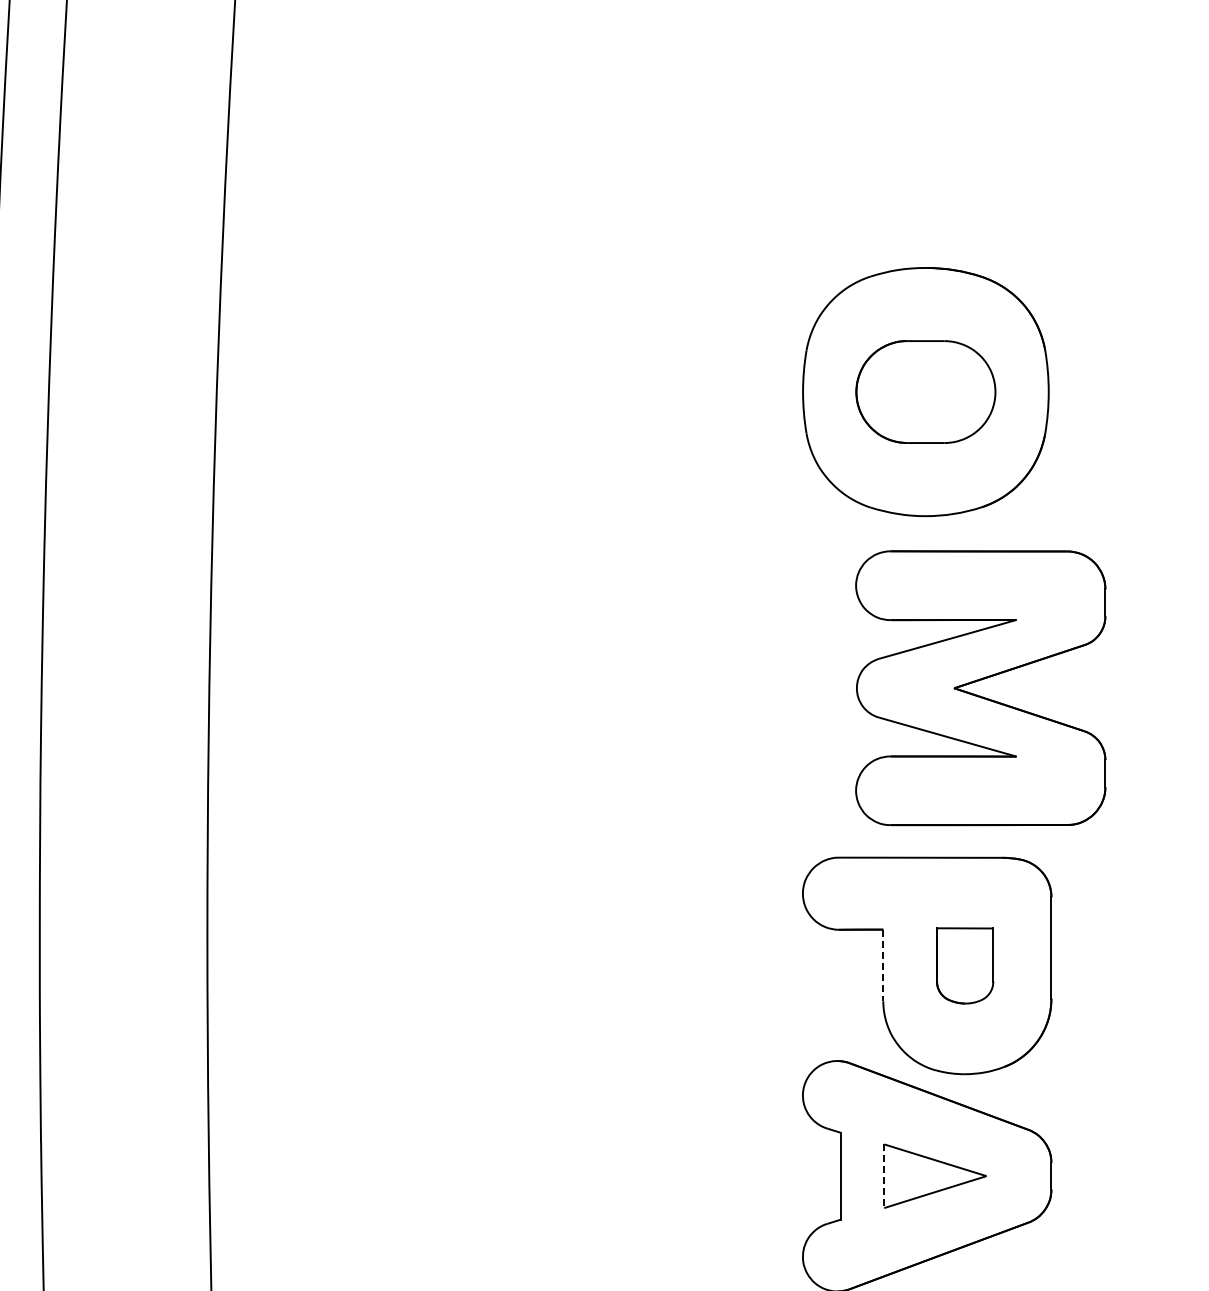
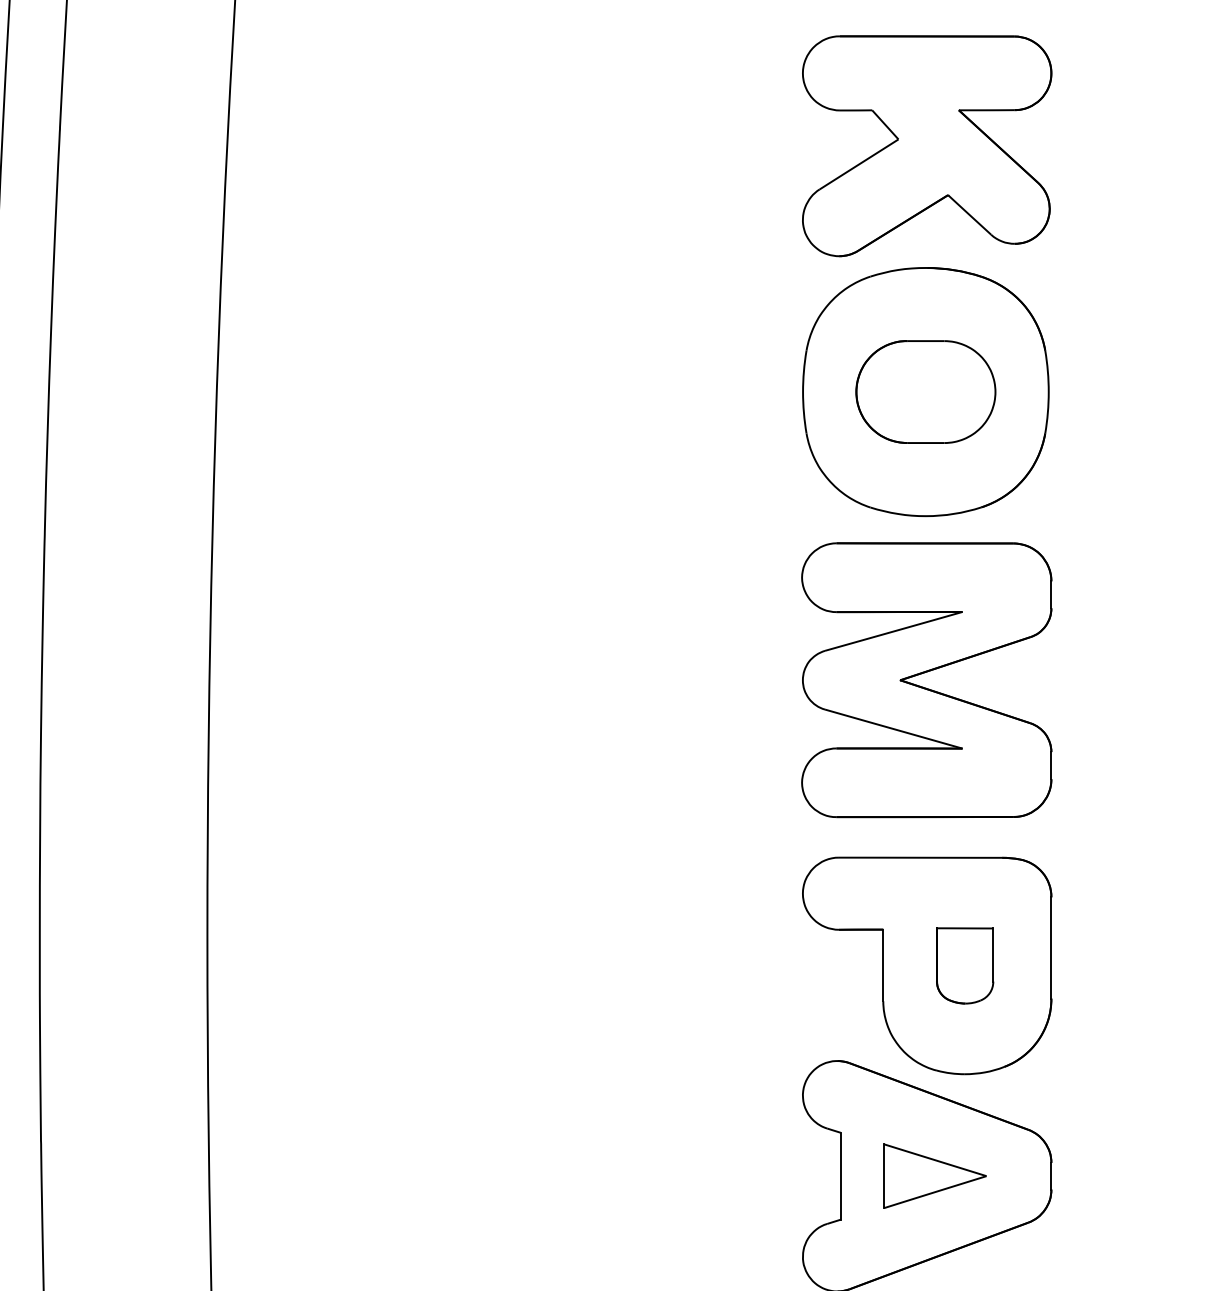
part: none -> present (927, 146)
part position: (977, 694) -> (923, 686) (923, 686)
line: dashed -> solid (883, 965)
line: dashed -> solid (884, 1176)
